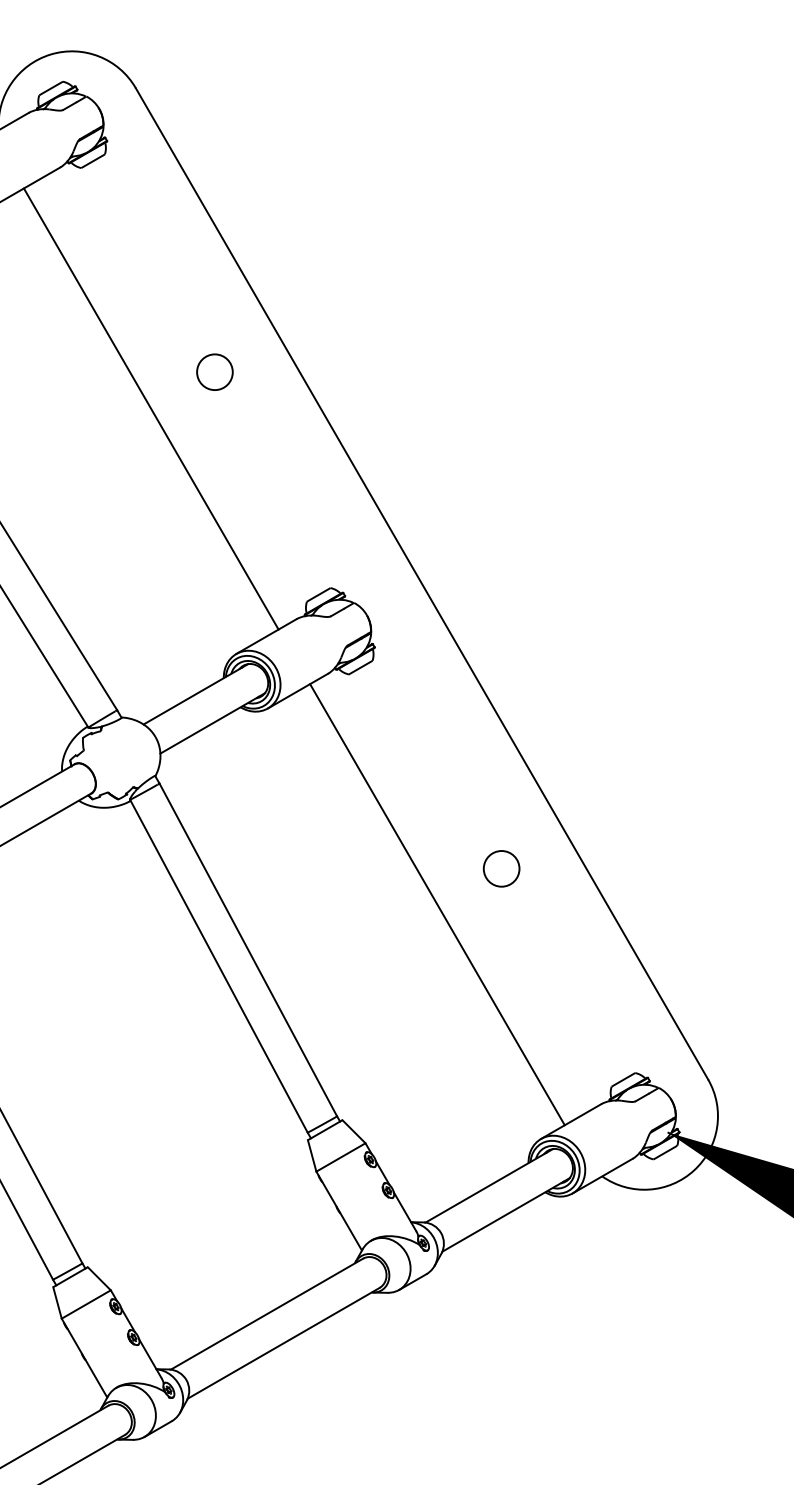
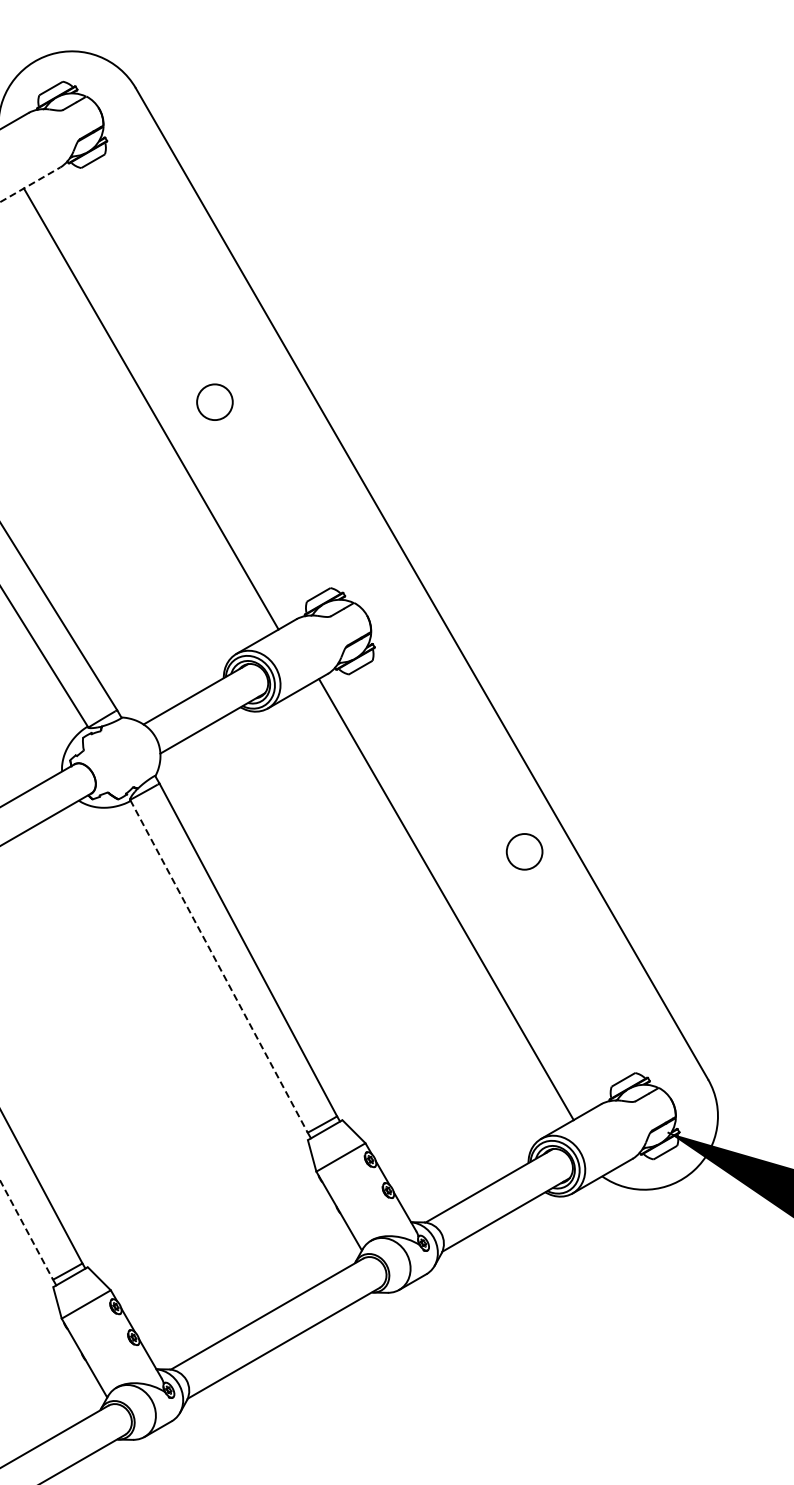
line: solid -> dashed (30, 184)
circle position: (214, 371) -> (214, 401) (214, 401)
circle position: (501, 868) -> (524, 851) (524, 851)
line position: (437, 904) -> (446, 899) (446, 899)
line: solid -> dashed (219, 966)
line: solid -> dashed (26, 1230)
